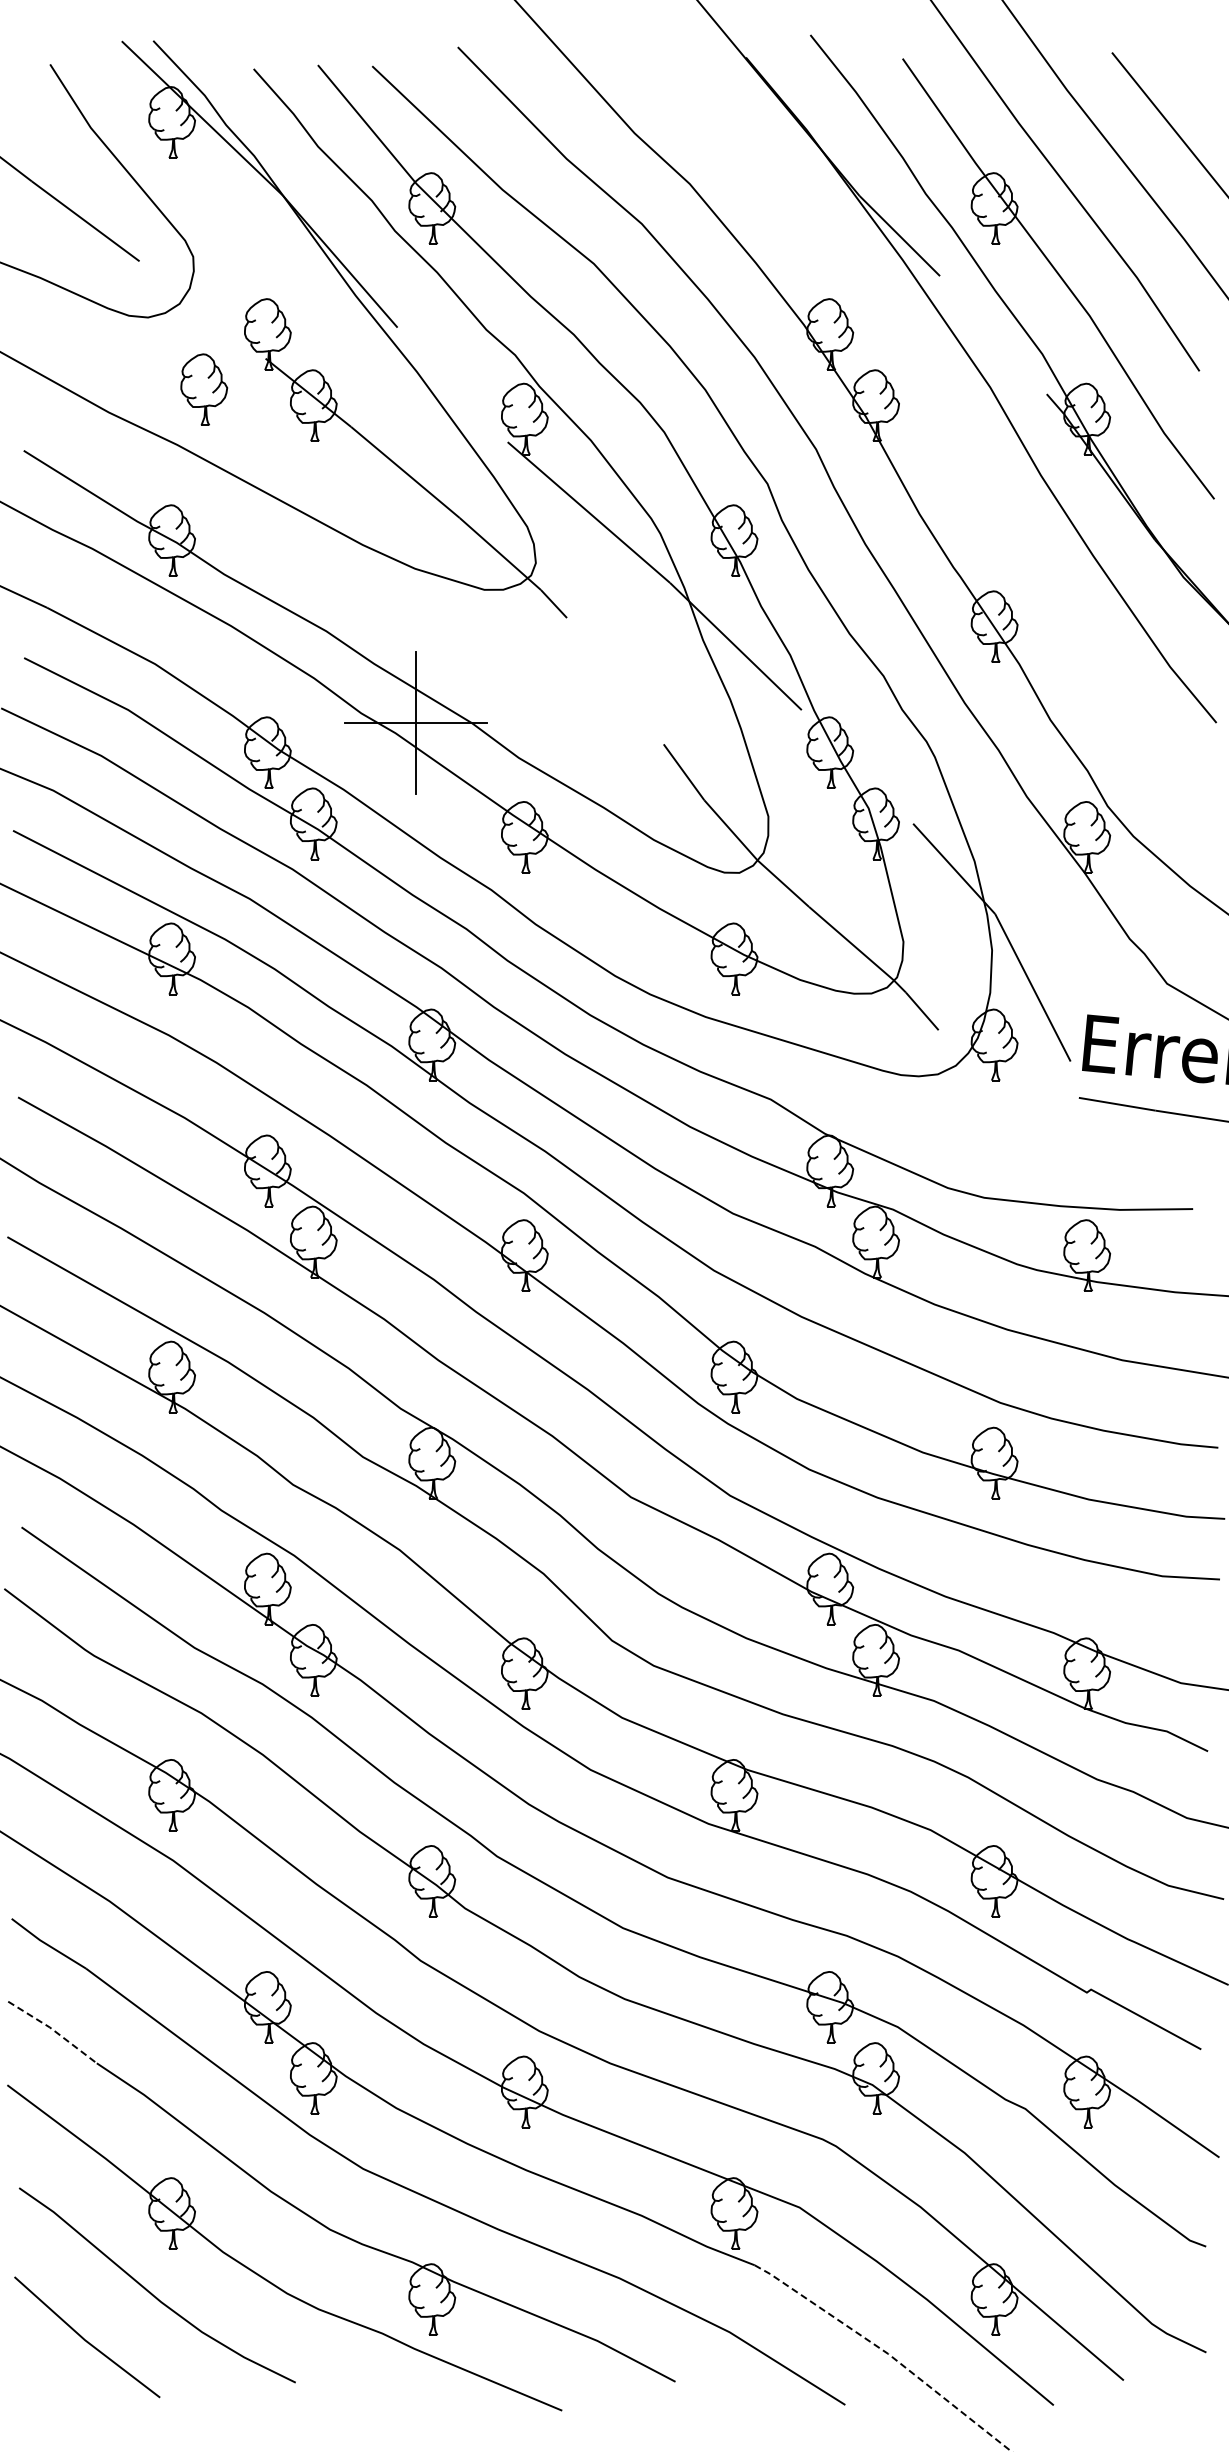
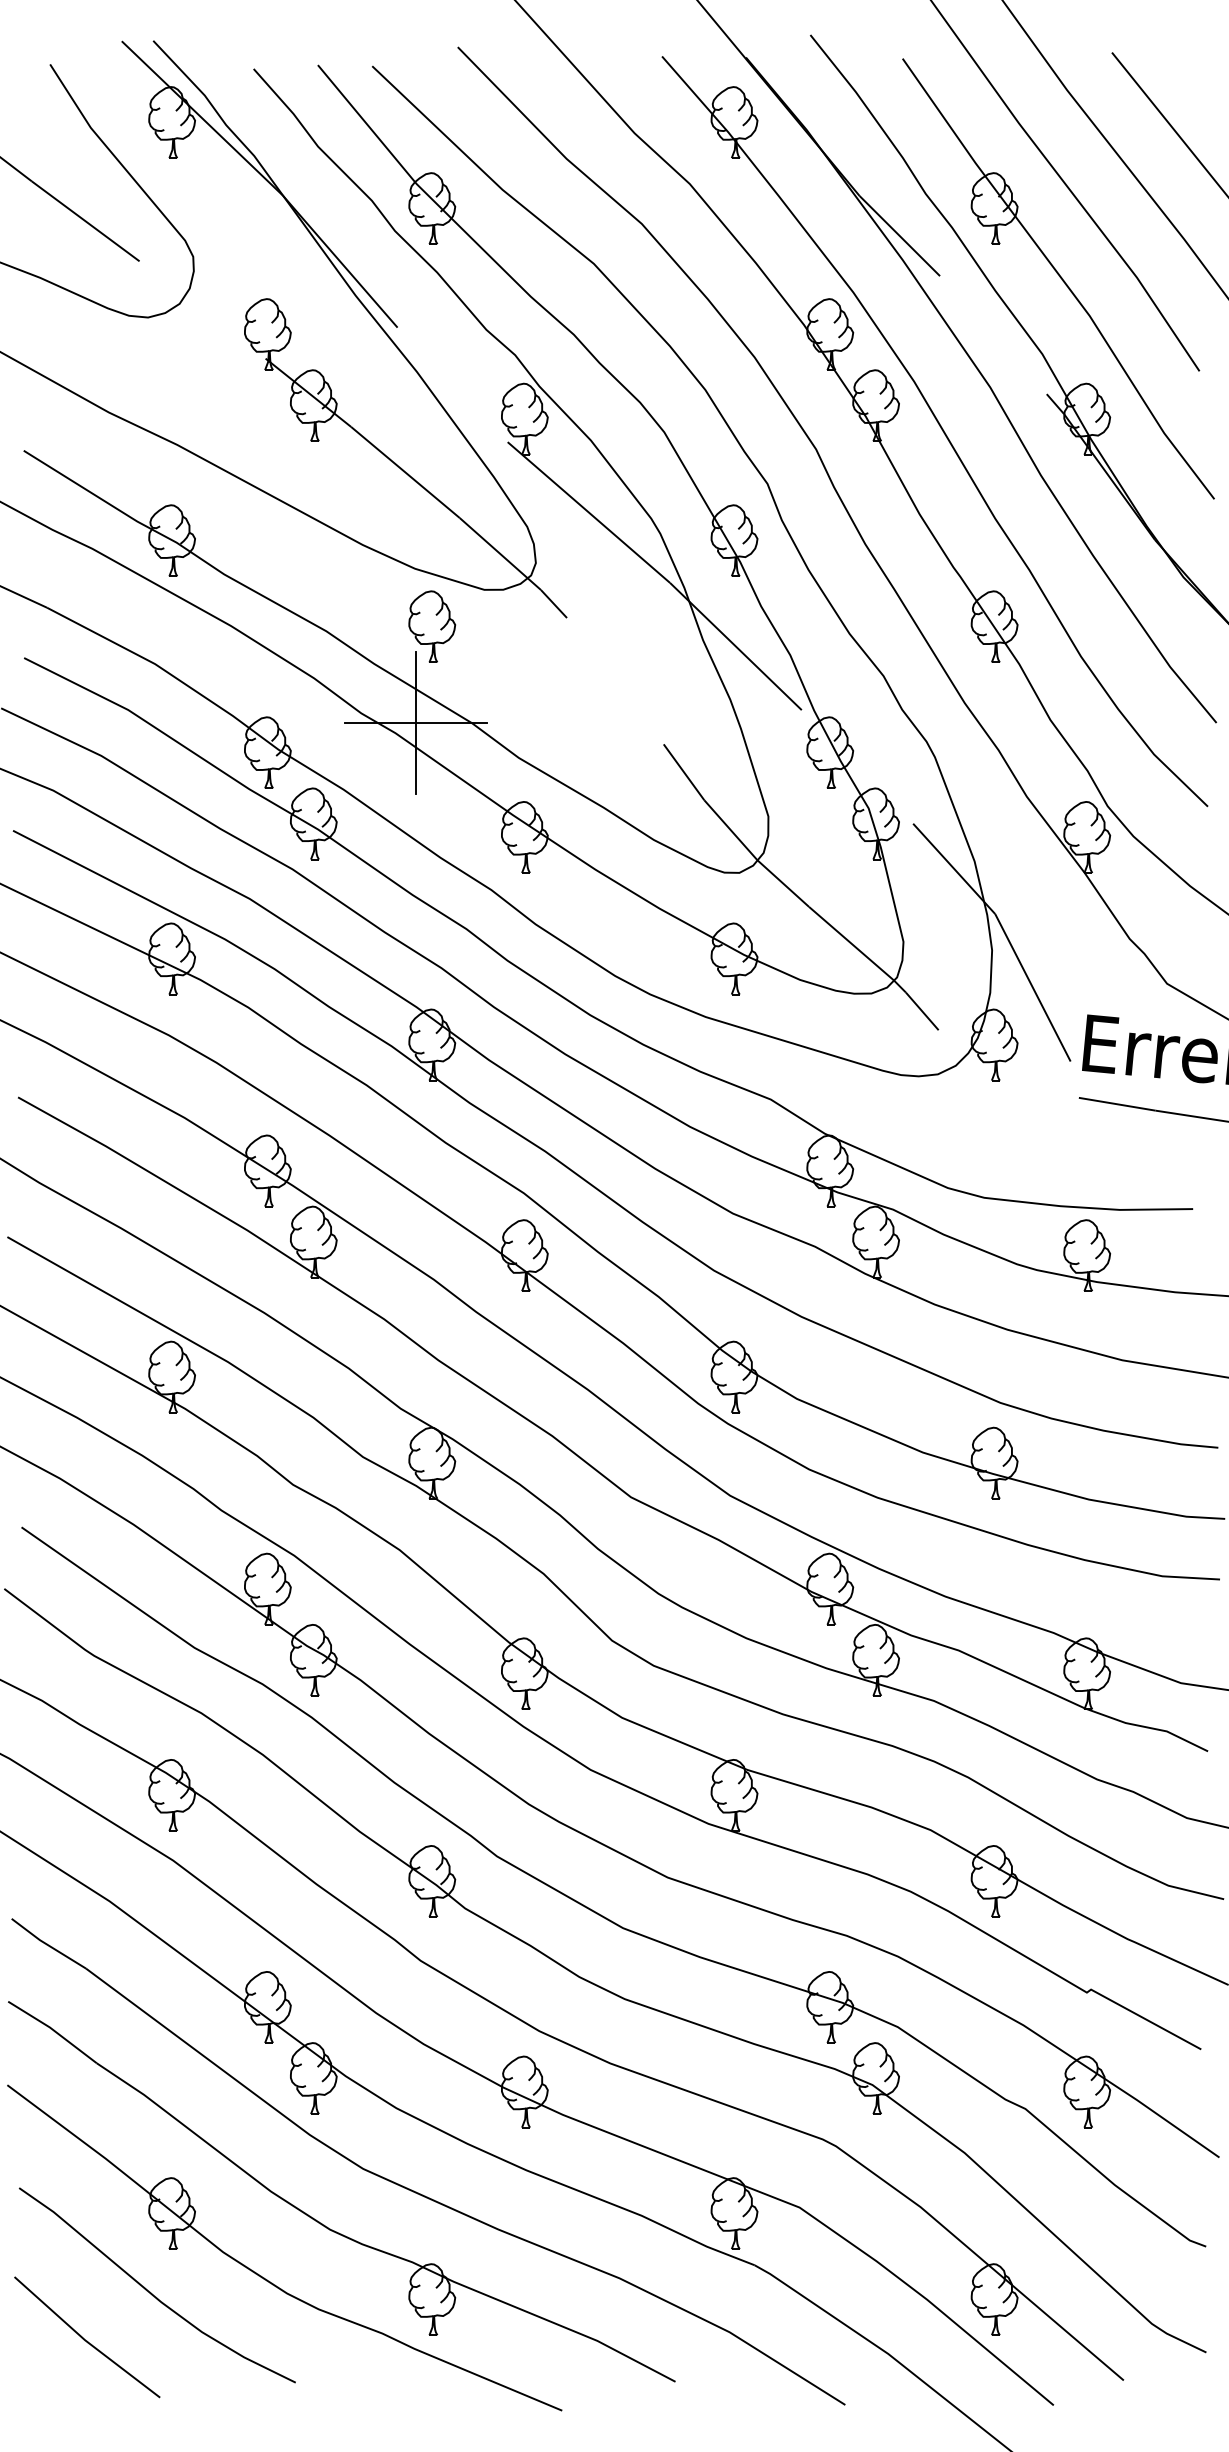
part position: (204, 389) -> (432, 626) (432, 626)
part: none -> present (940, 428)
line: dashed -> solid (53, 2030)
line: dashed -> solid (887, 2353)
